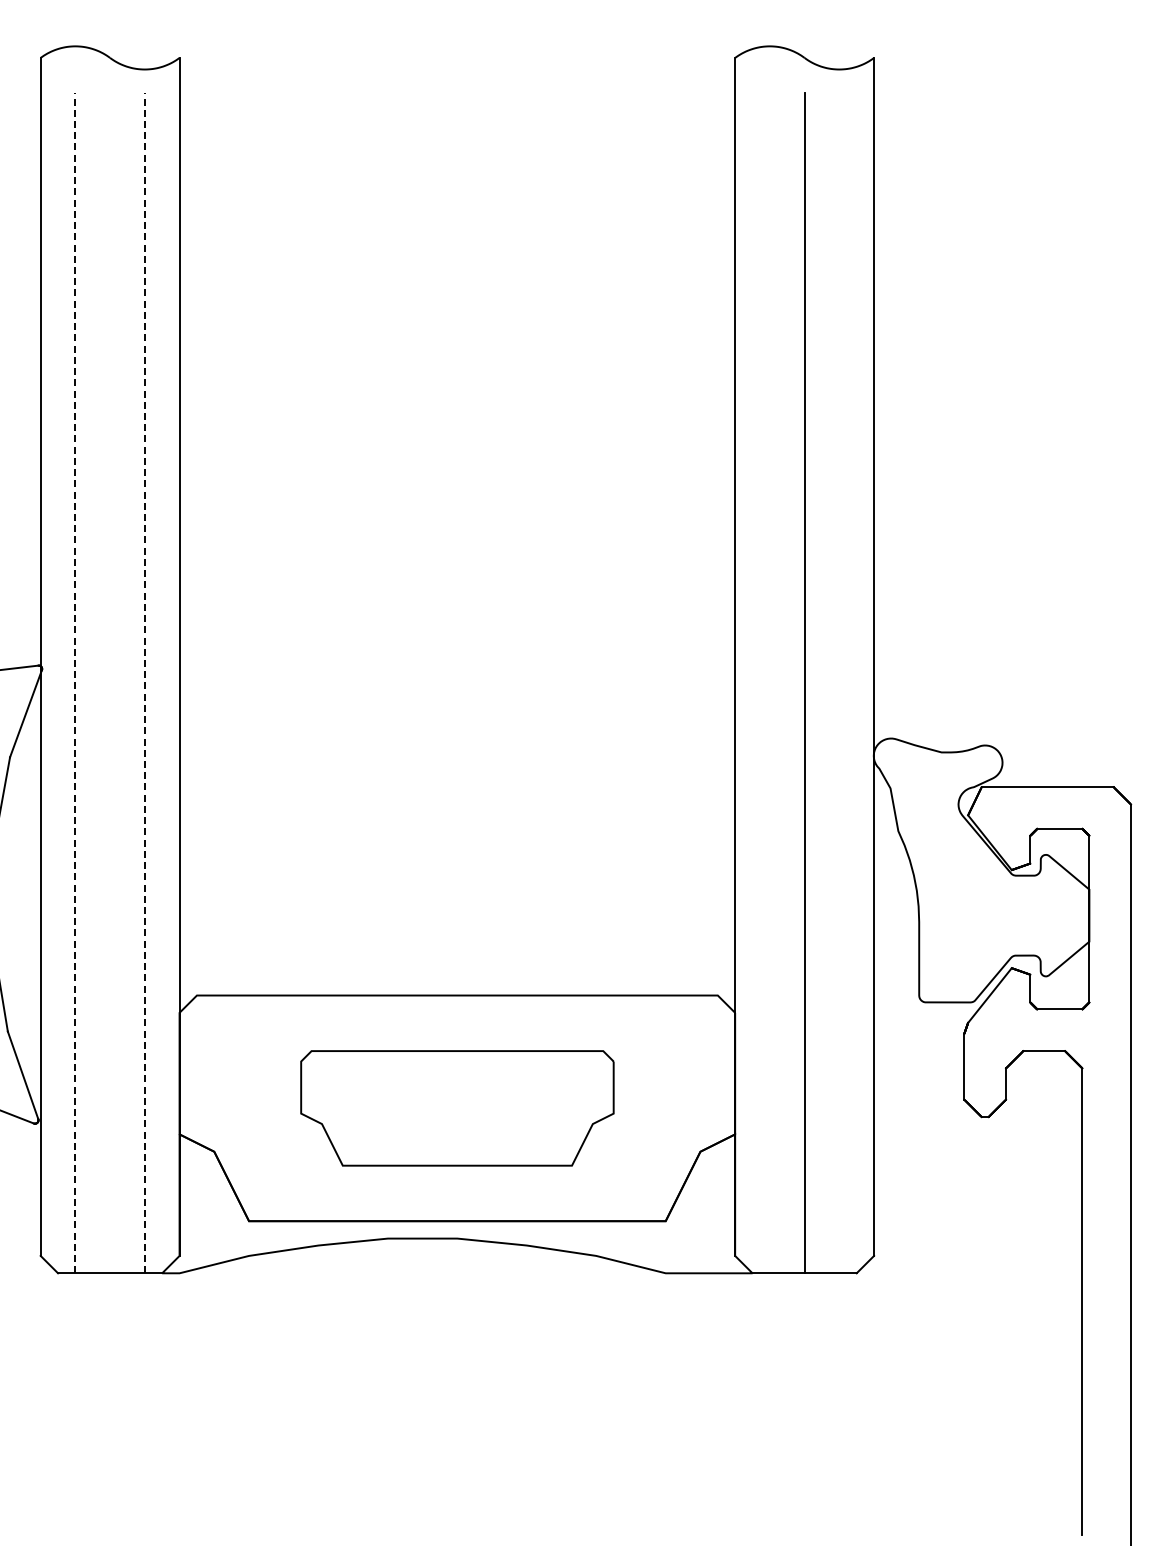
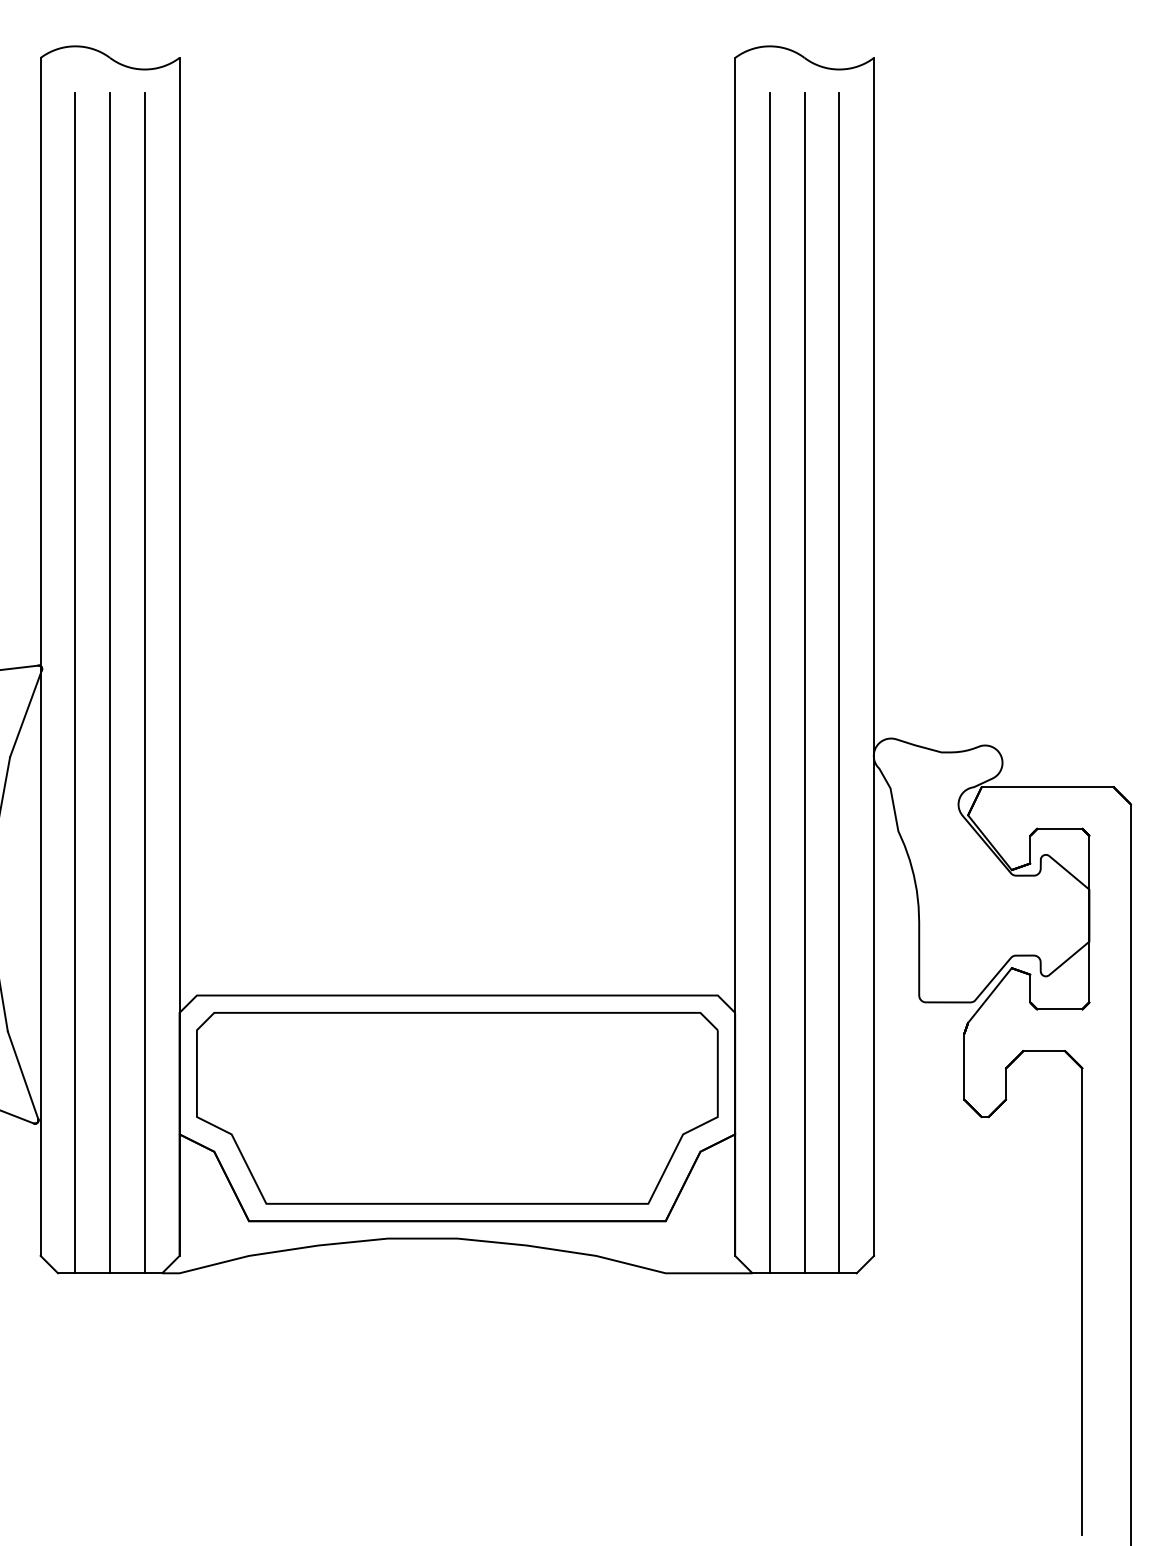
line: dashed -> solid (75, 682)
line: none -> present (110, 682)
line: dashed -> solid (144, 682)
line: none -> present (769, 682)
line: none -> present (839, 682)
part size: 315x117 px -> 523x193 px (457, 1108)
